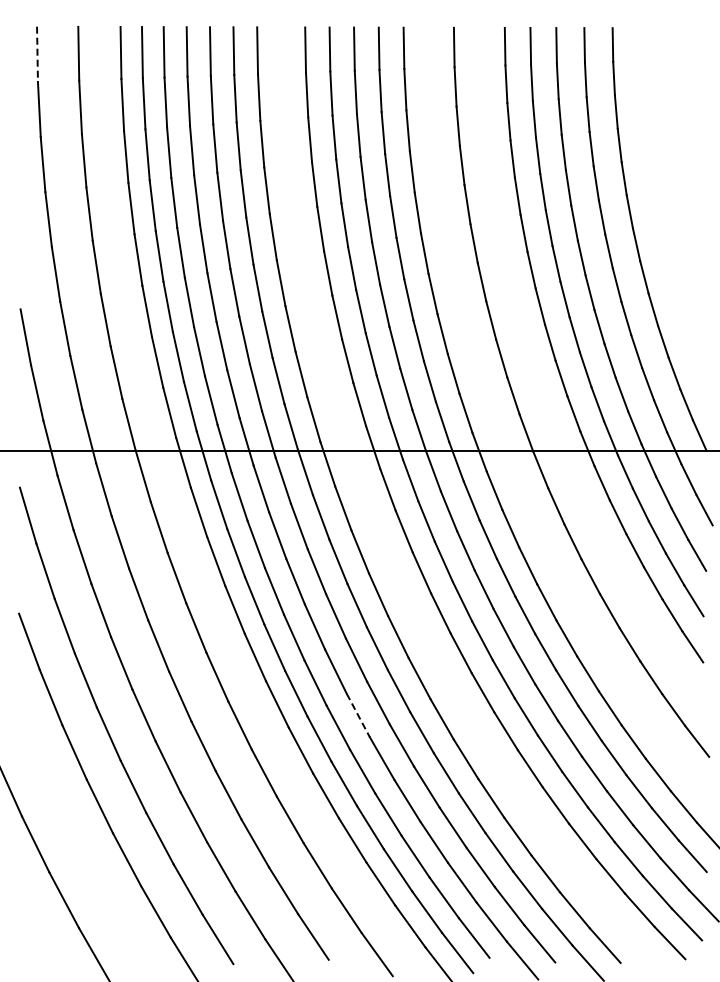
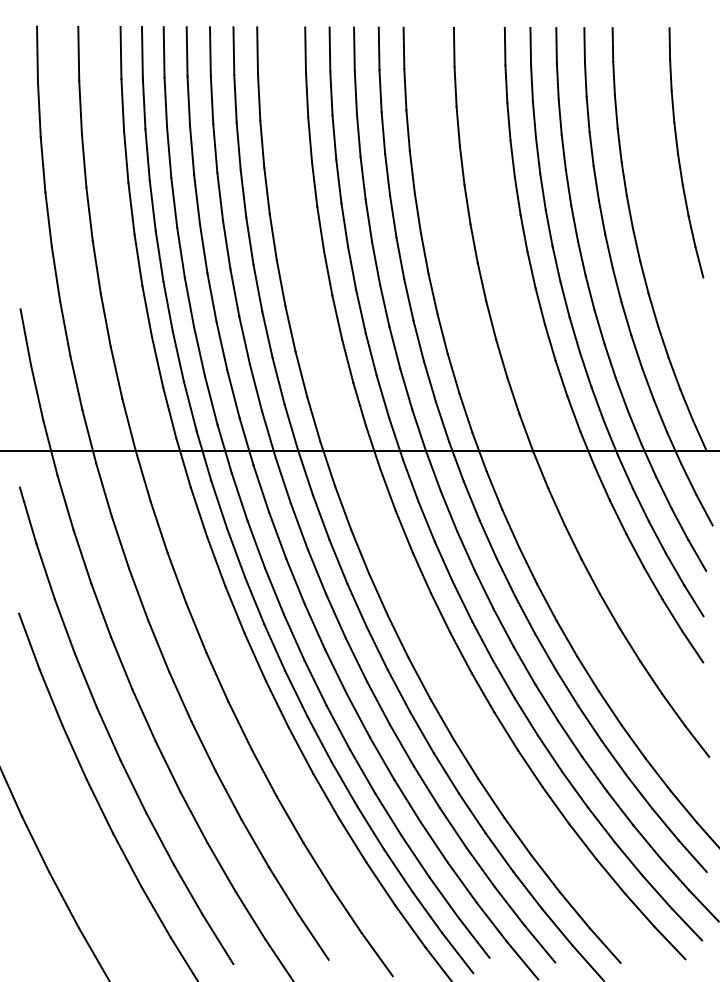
line: dashed -> solid (37, 54)
part: none -> present (679, 154)
line: dashed -> solid (358, 715)
